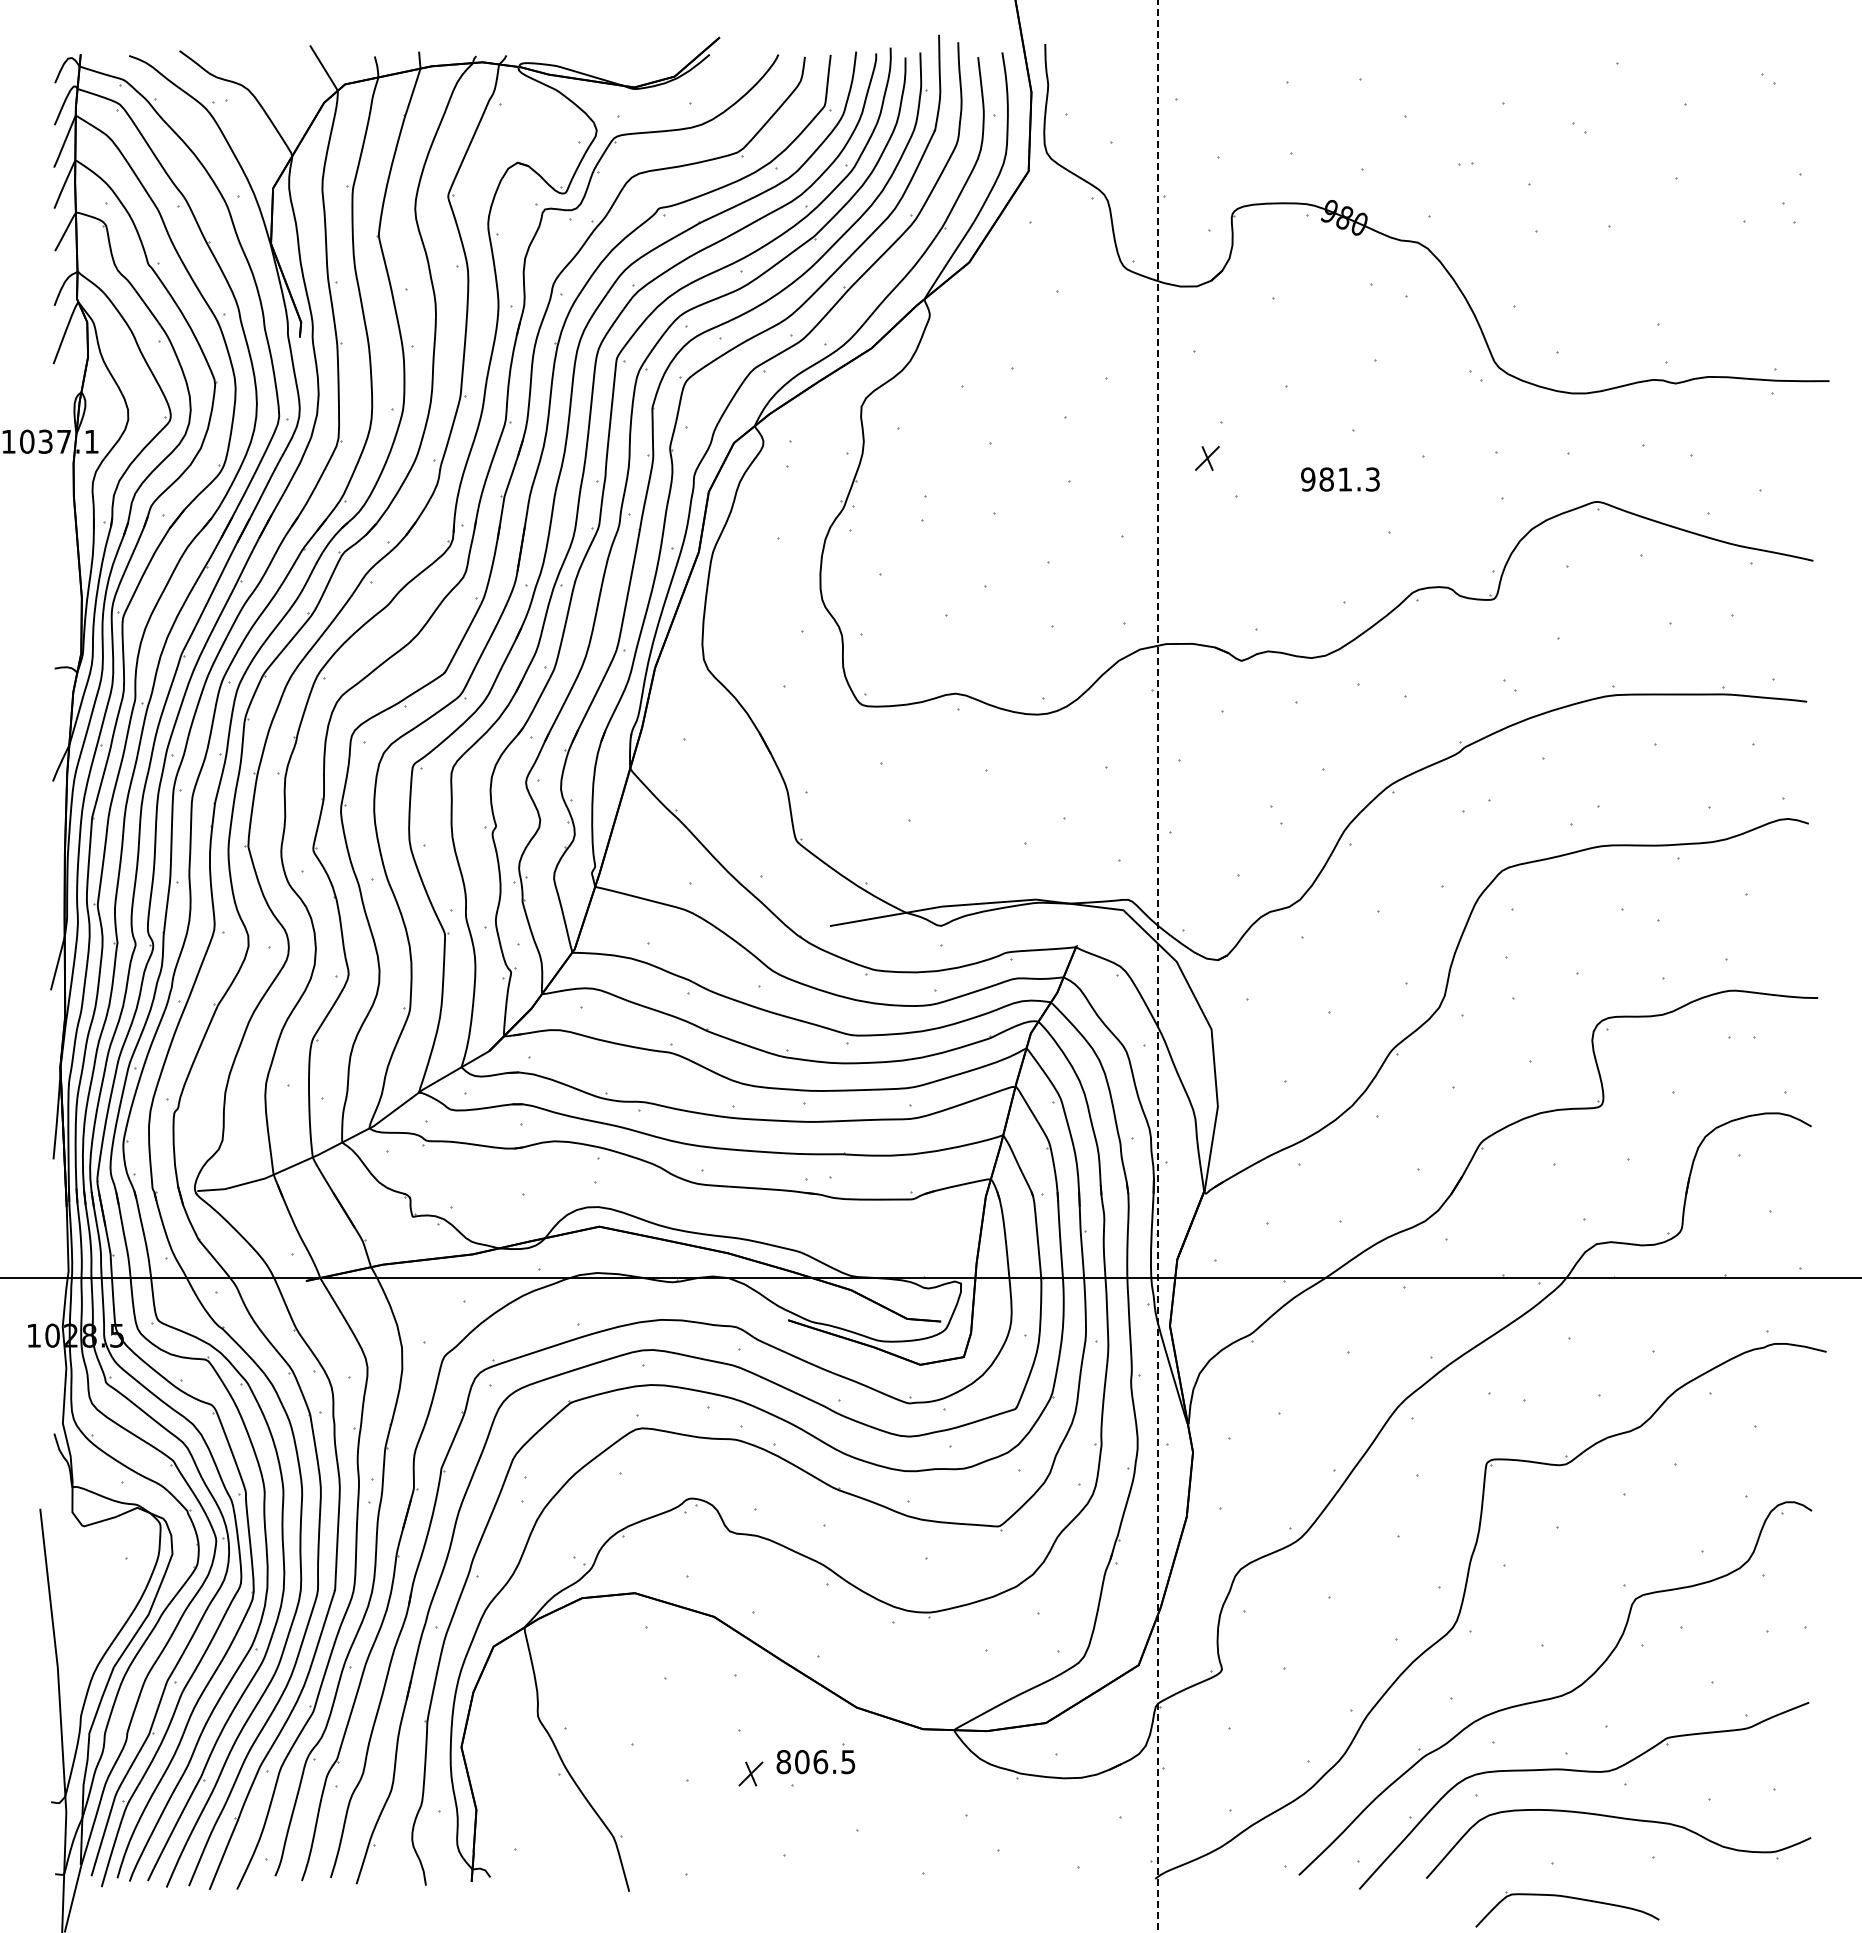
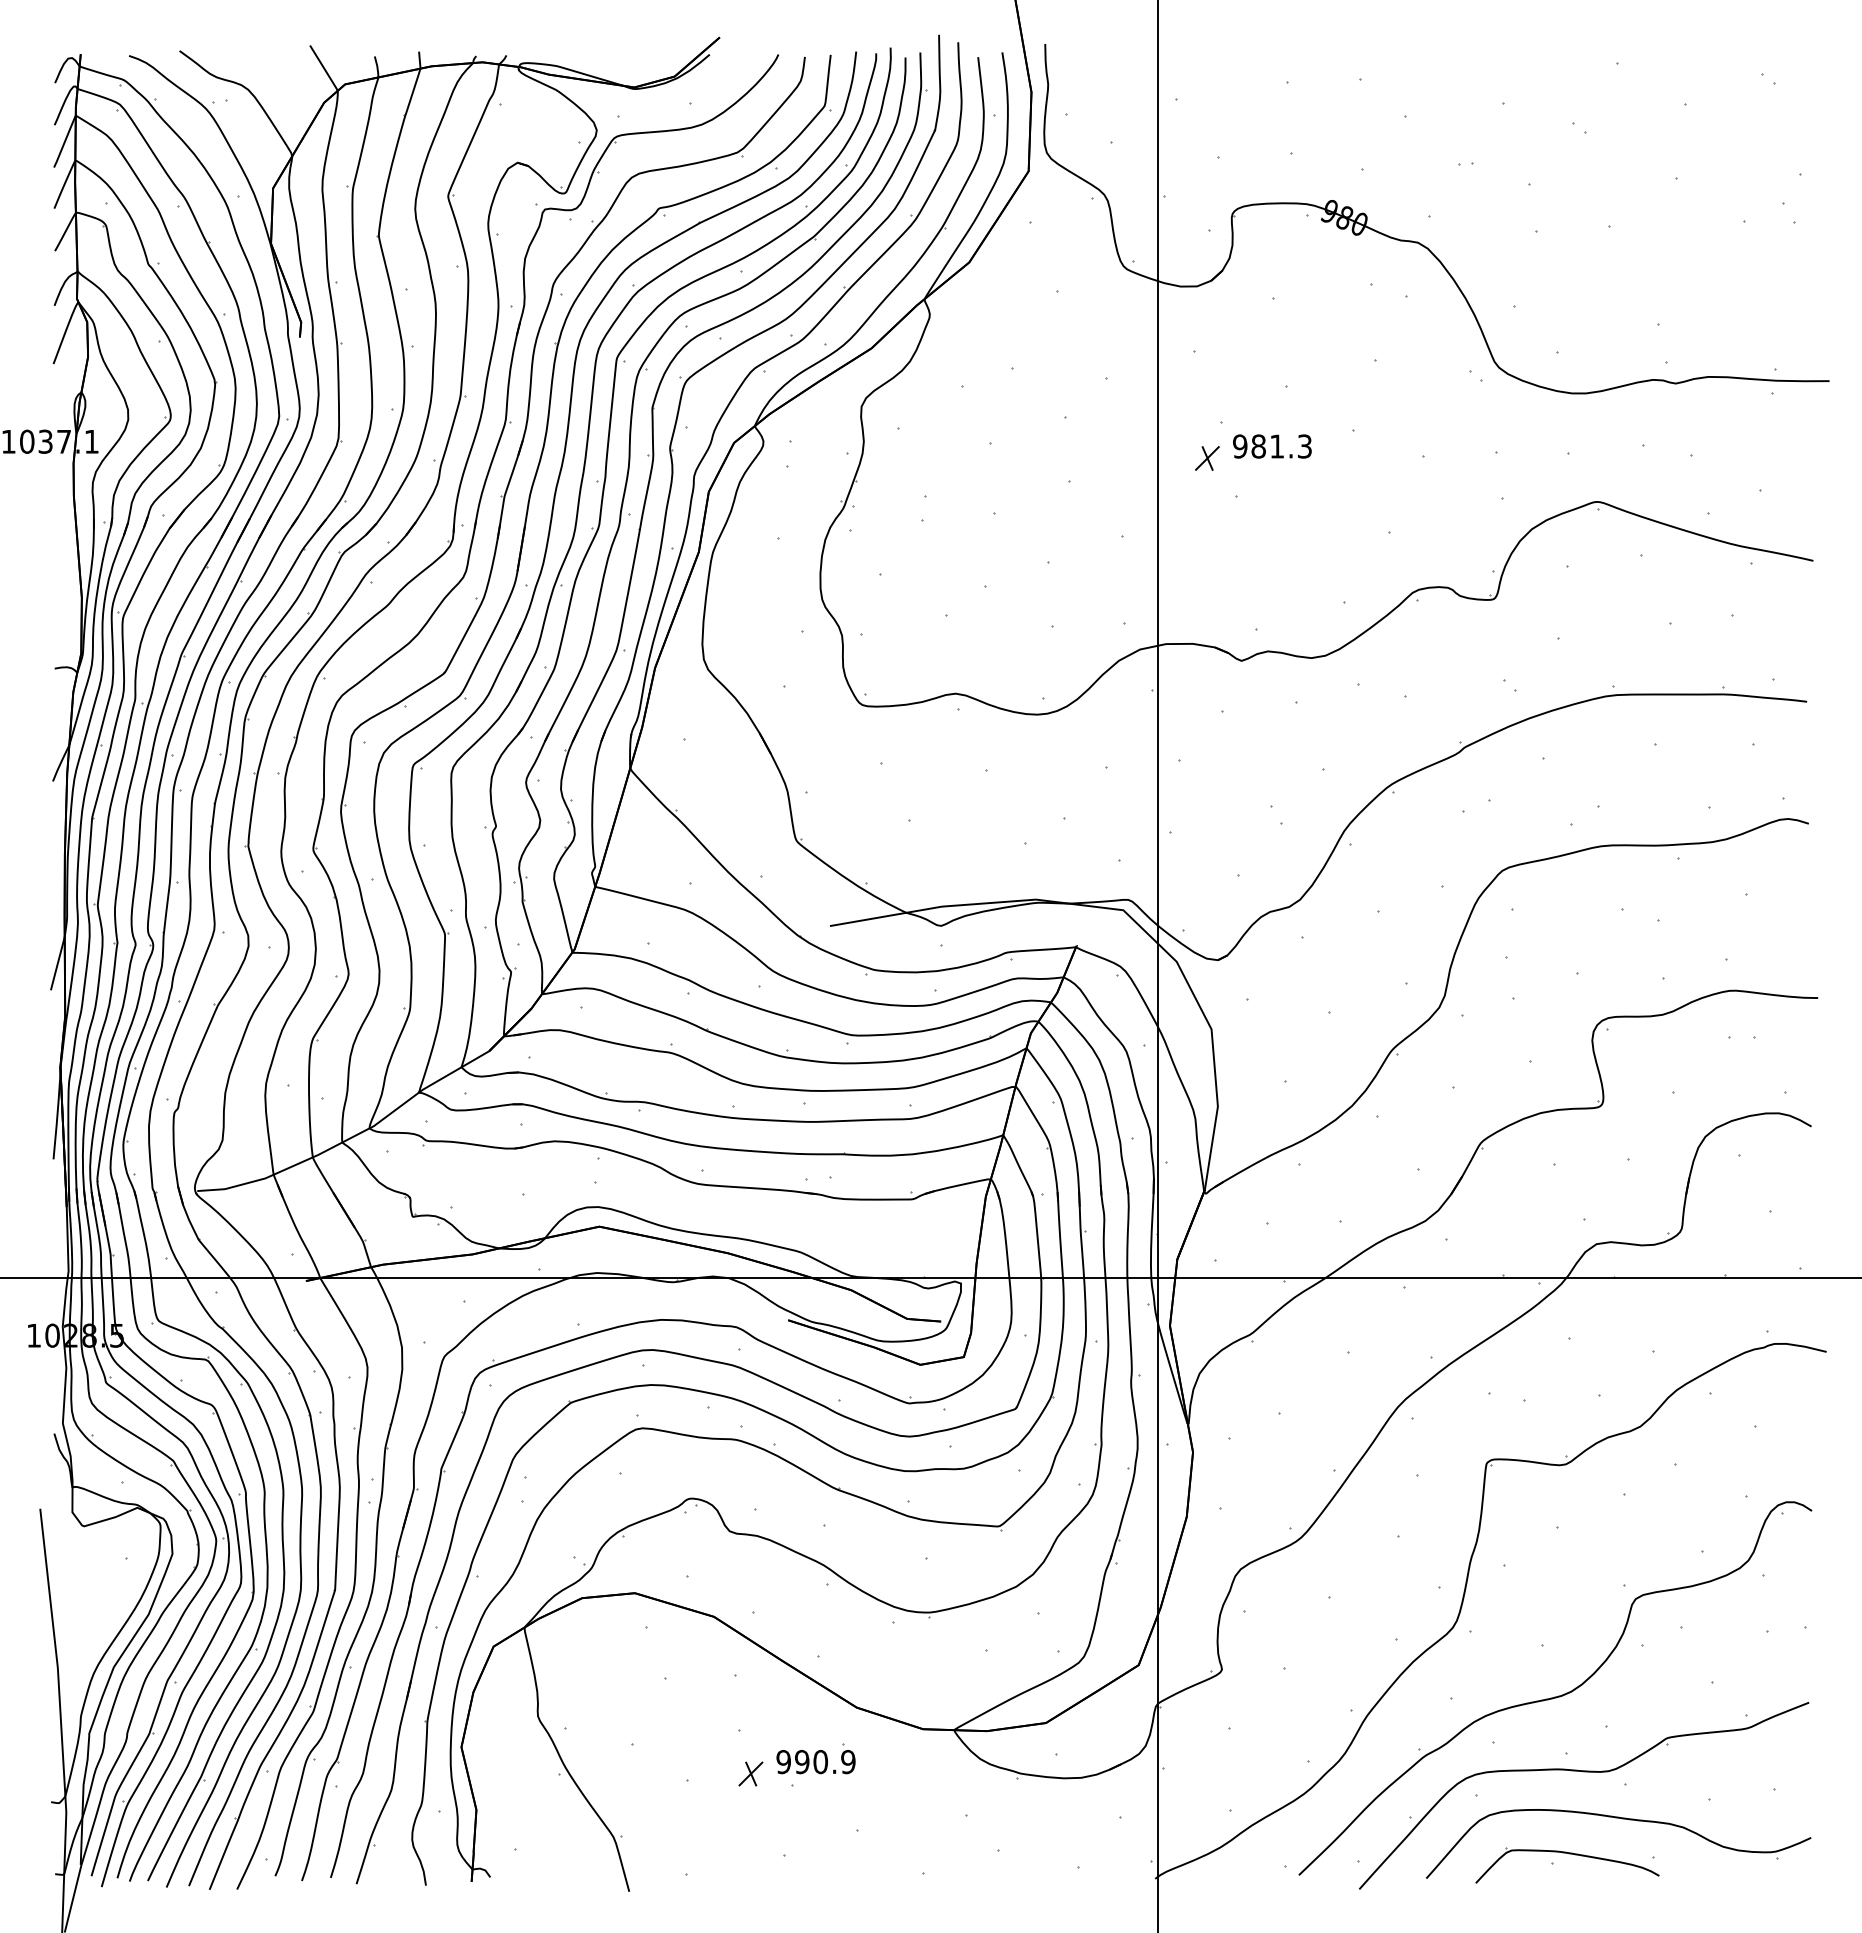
text position: (1340, 479) -> (1272, 446) (1272, 446)
line: dashed -> solid (1158, 965)
text: 806.5 -> 990.9 (815, 1761)
part position: (1569, 1898) -> (1569, 1854) (1569, 1854)
